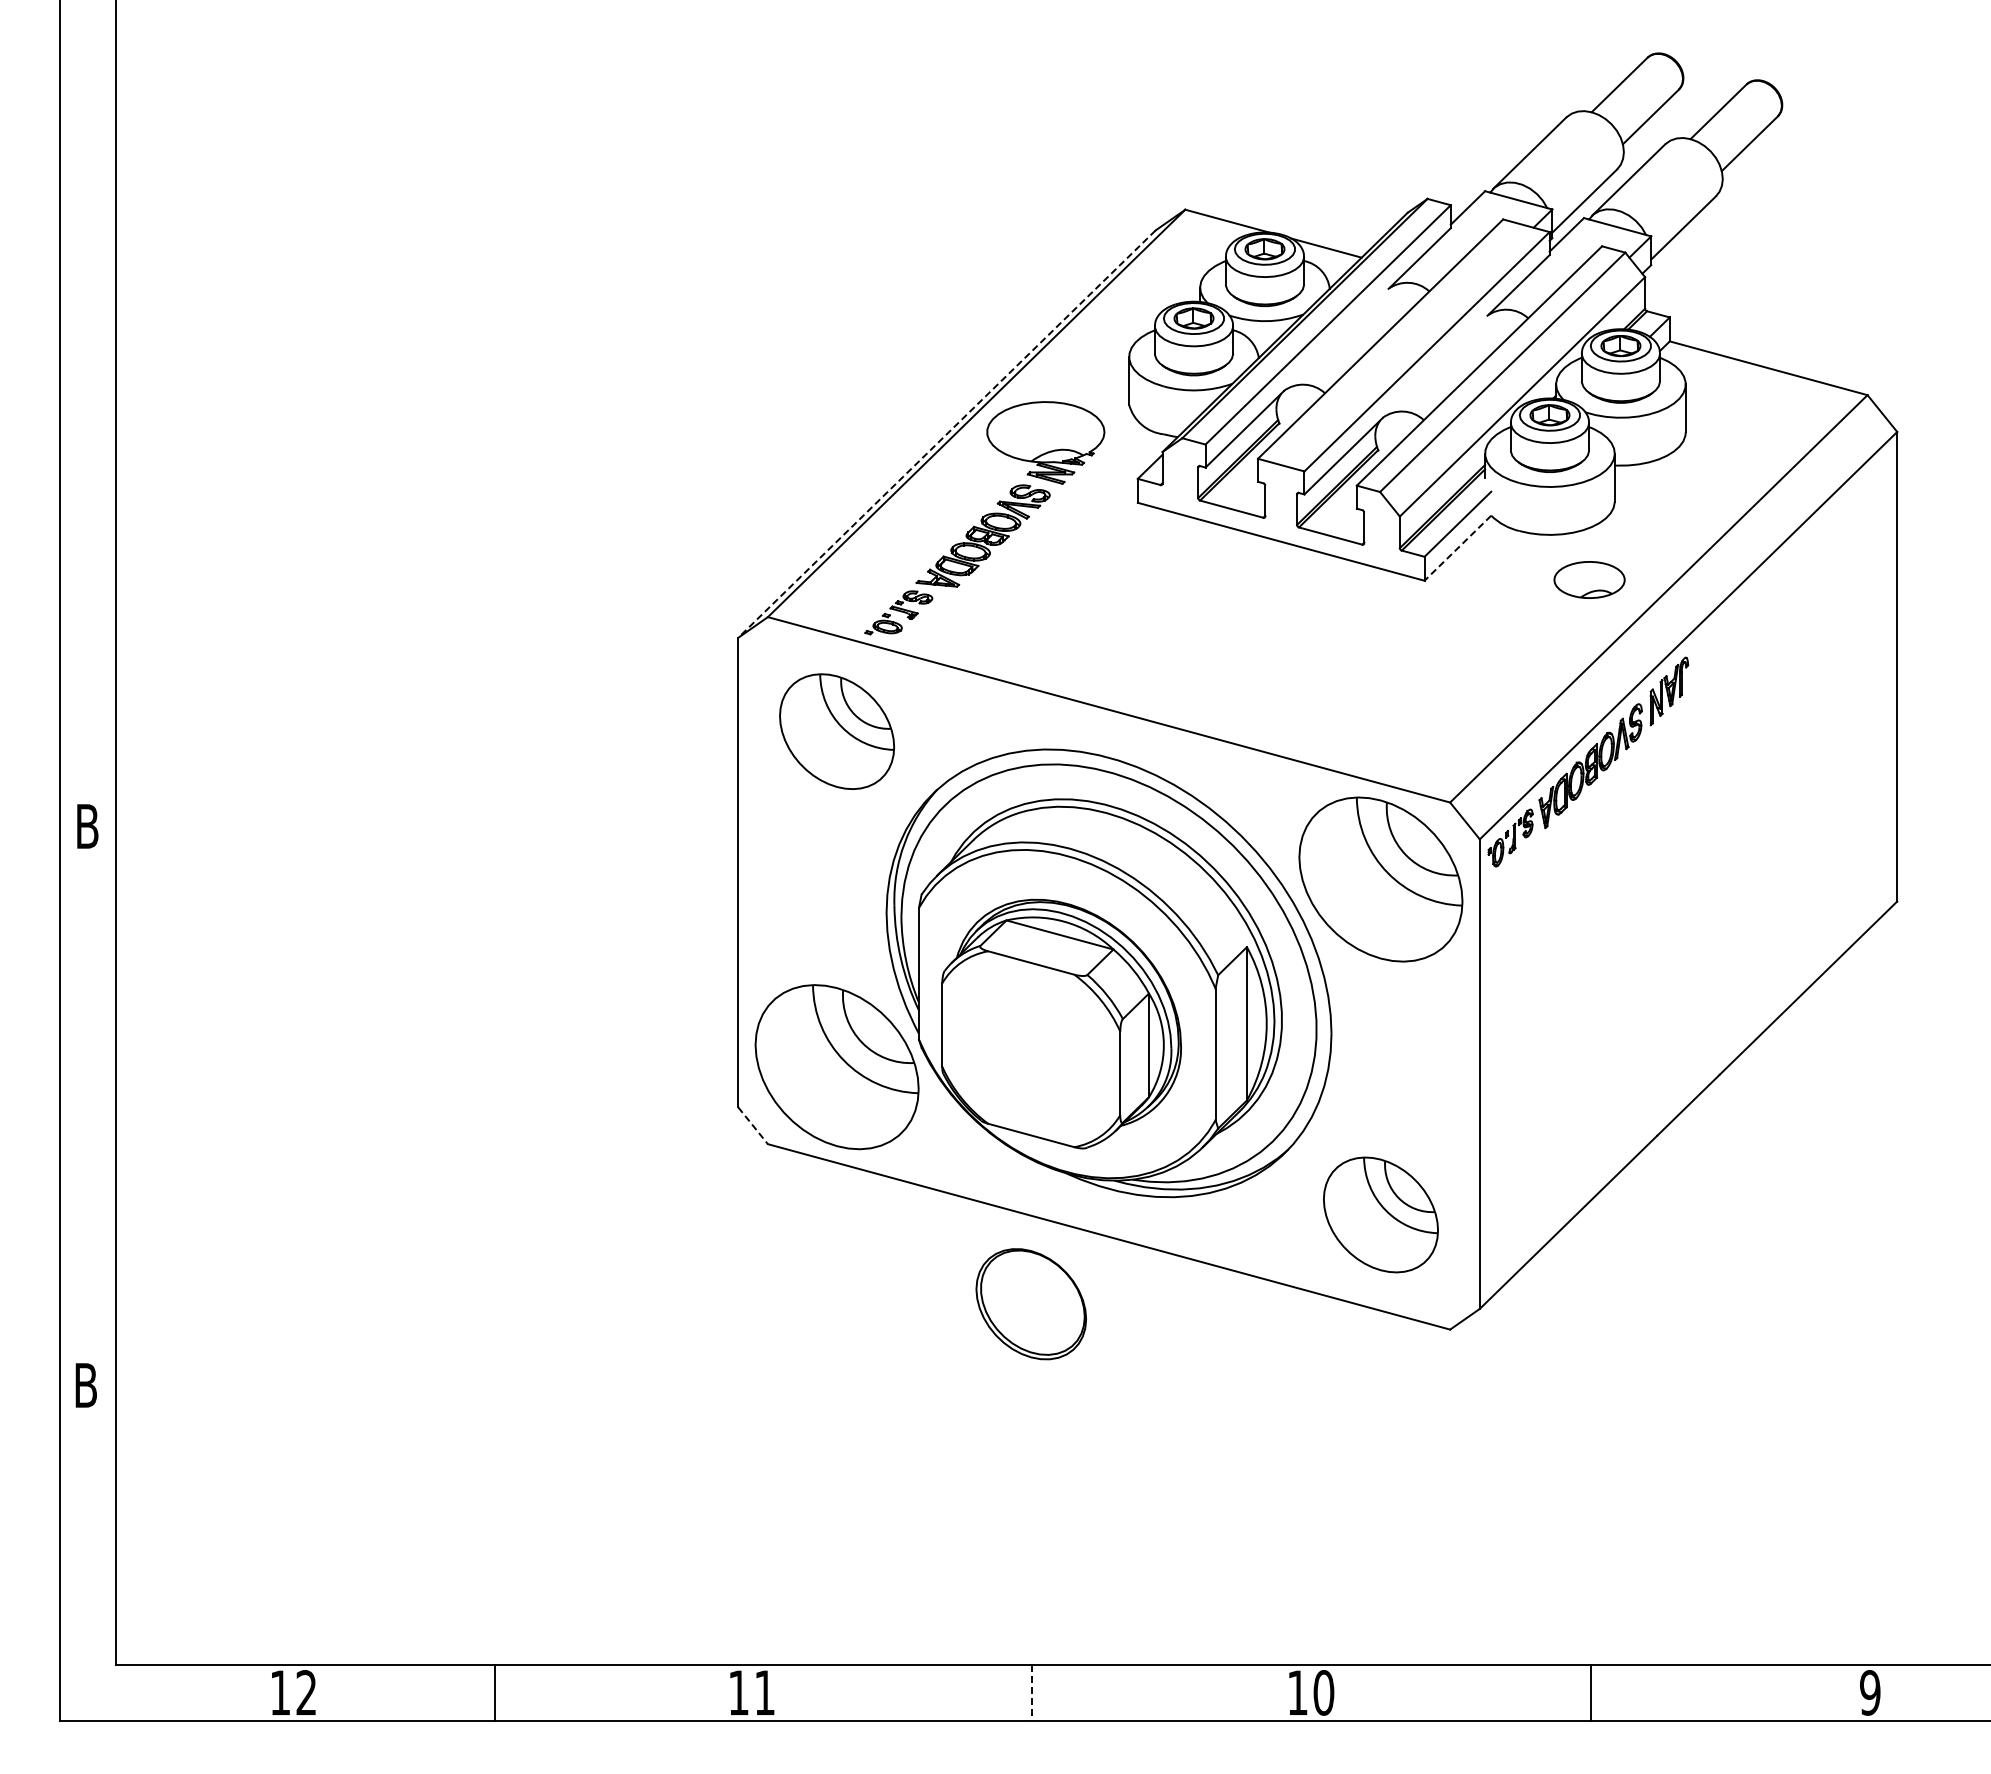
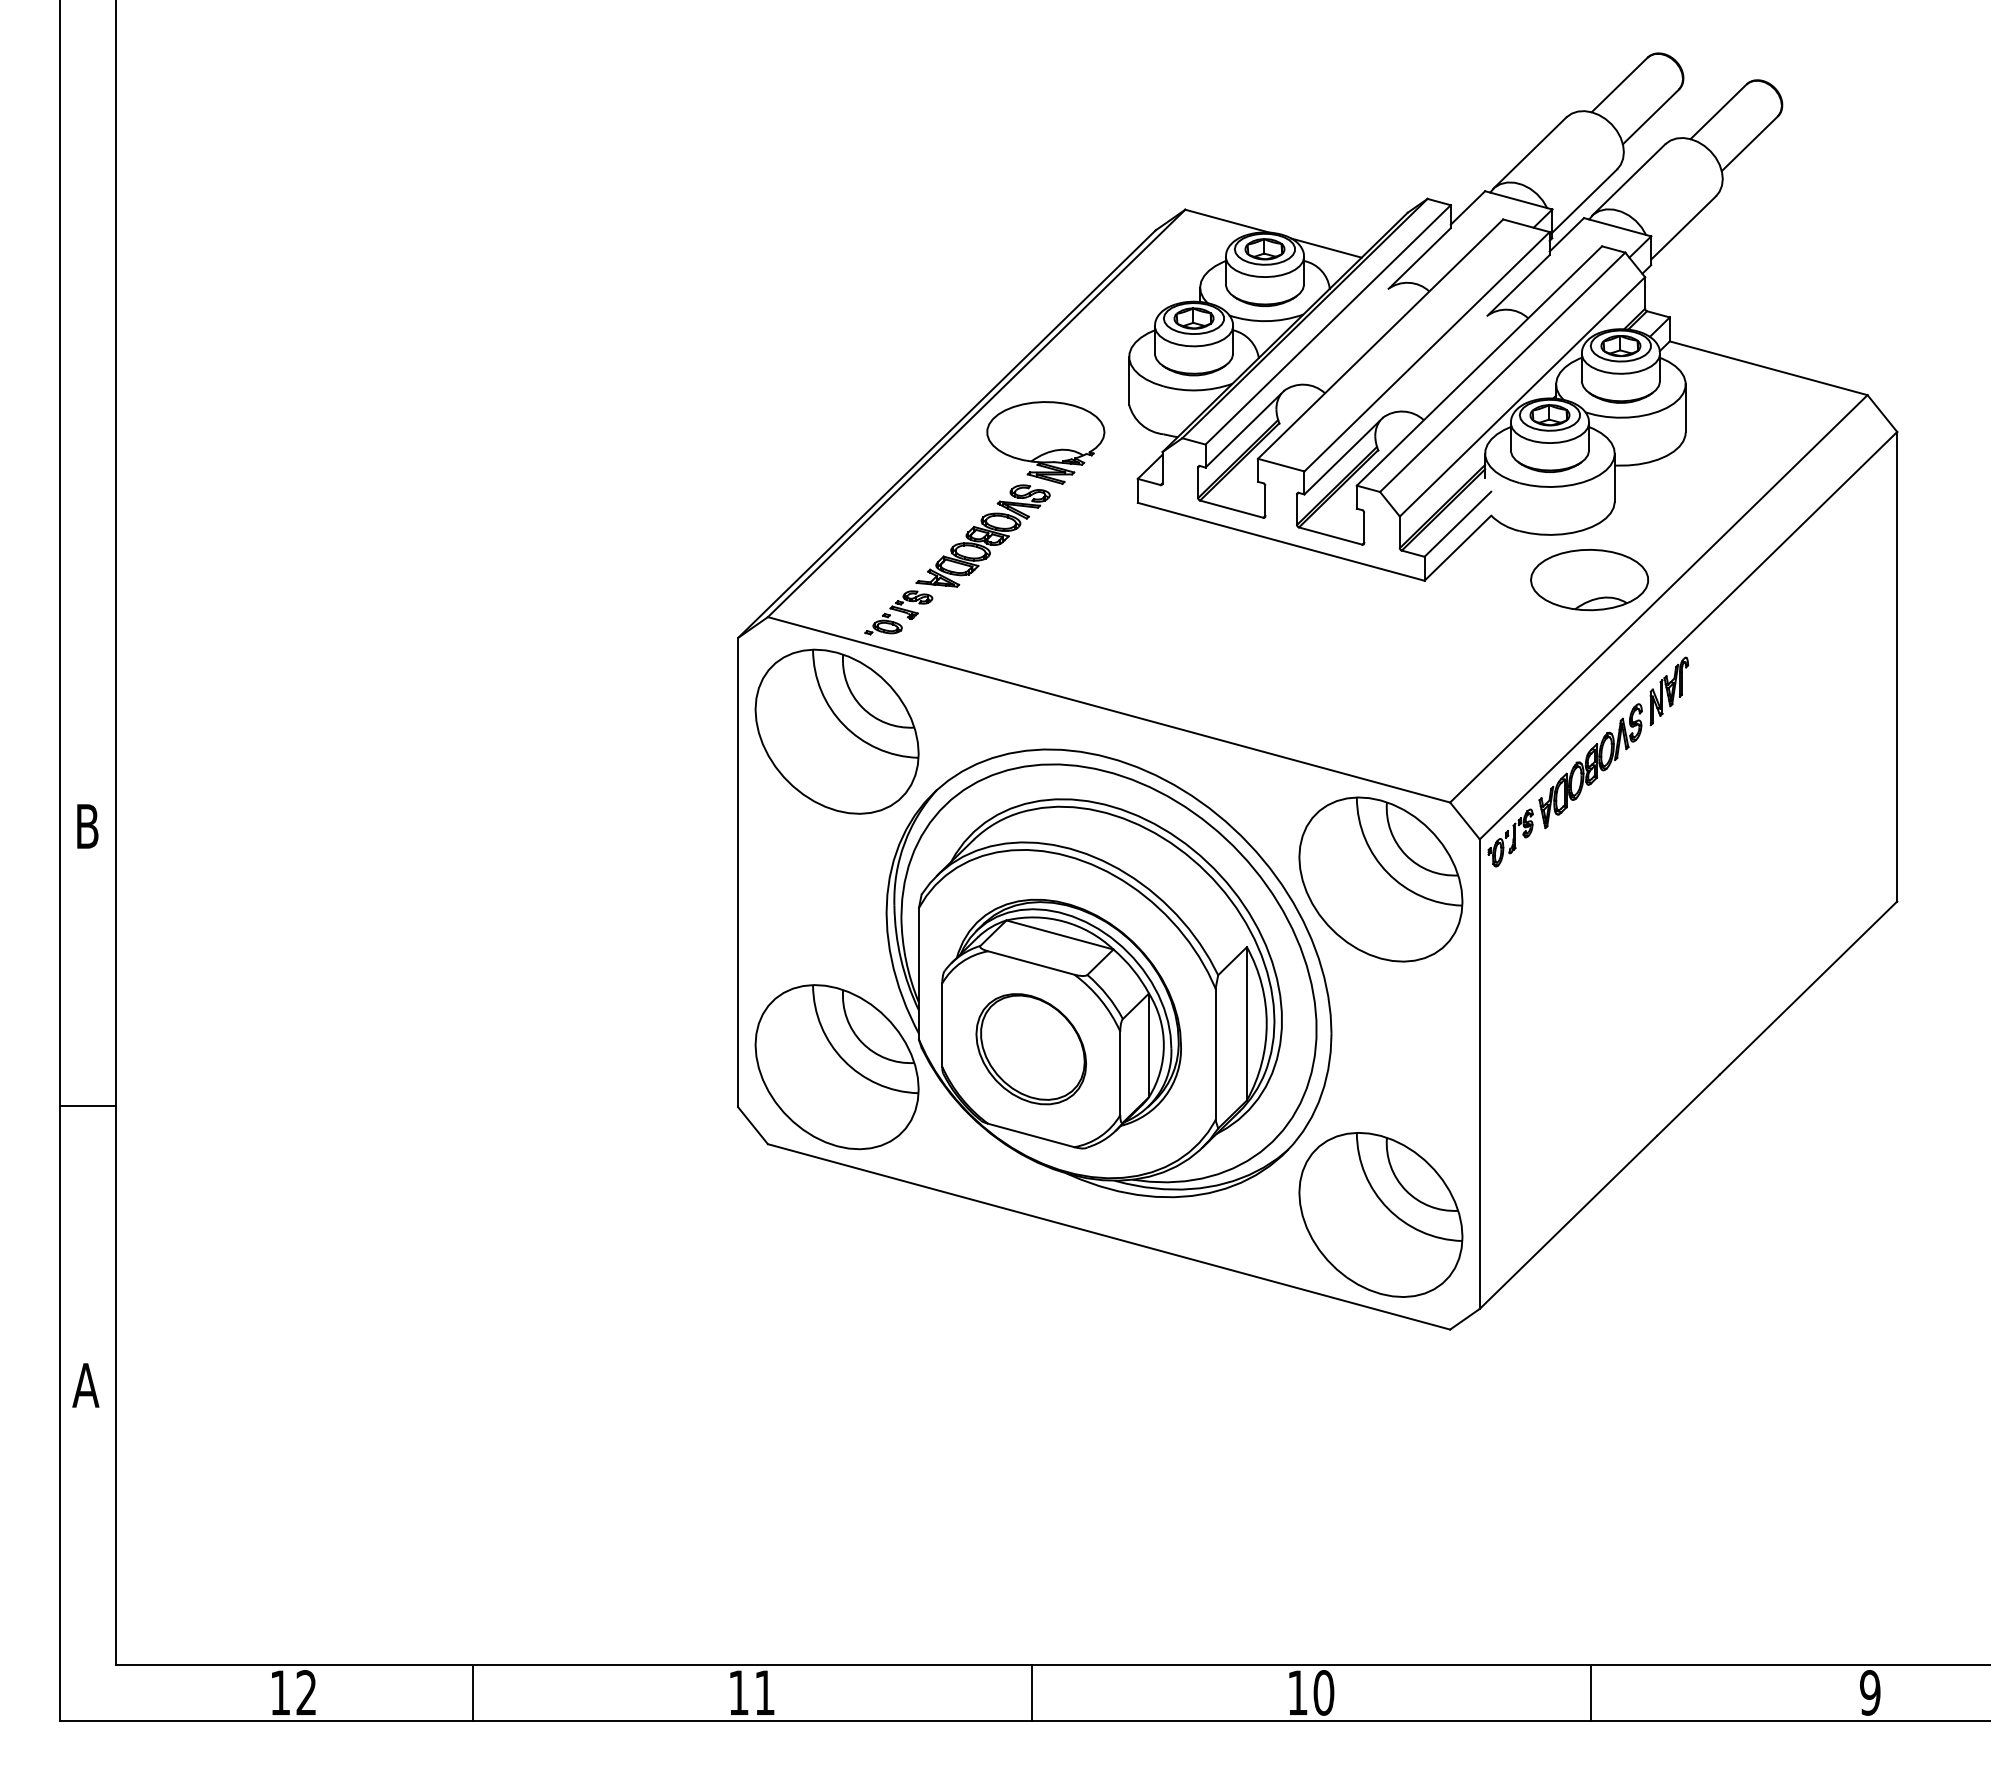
line: dashed -> solid (946, 434)
line: dashed -> solid (1457, 548)
part size: 73x38 px -> 119x64 px (1589, 579)
part size: 117x117 px -> 166x167 px (836, 731)
line: none -> present (87, 1105)
line: dashed -> solid (753, 1125)
part size: 116x118 px -> 166x166 px (1380, 1214)
part position: (1030, 1304) -> (1030, 1049) (1030, 1049)
text: B -> A (85, 1385)
line position: (495, 1692) -> (473, 1692) (473, 1692)
line: dashed -> solid (1032, 1692)
